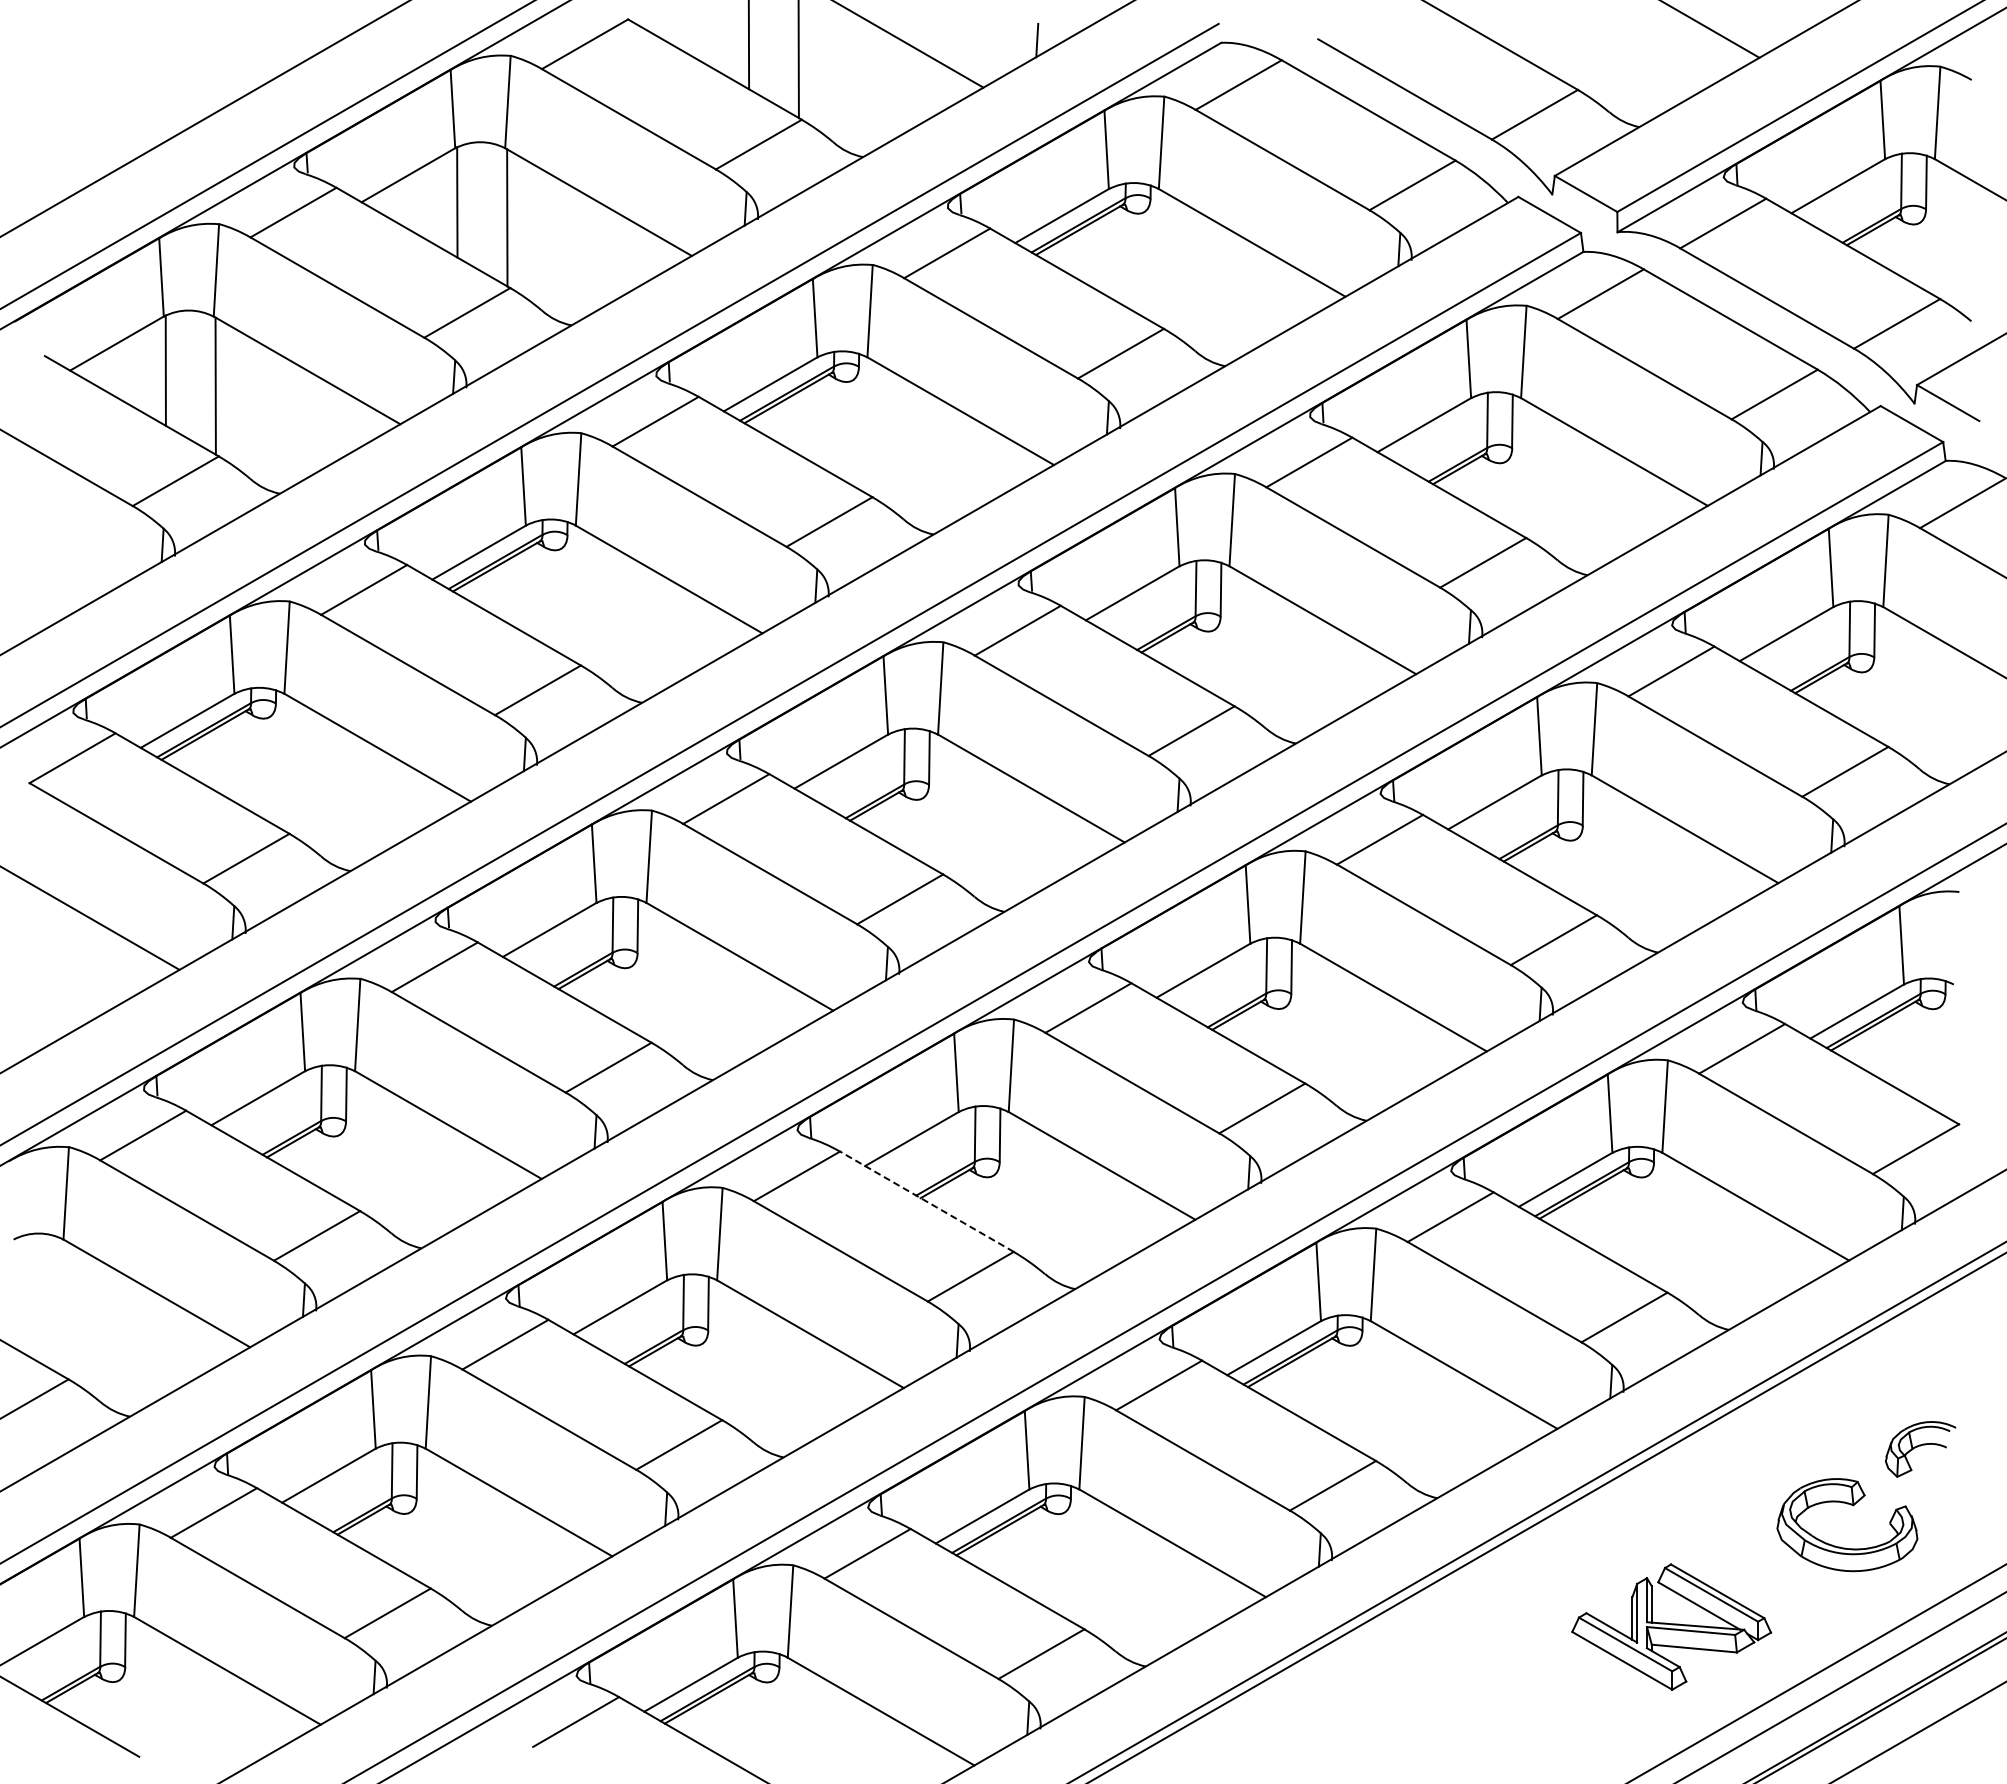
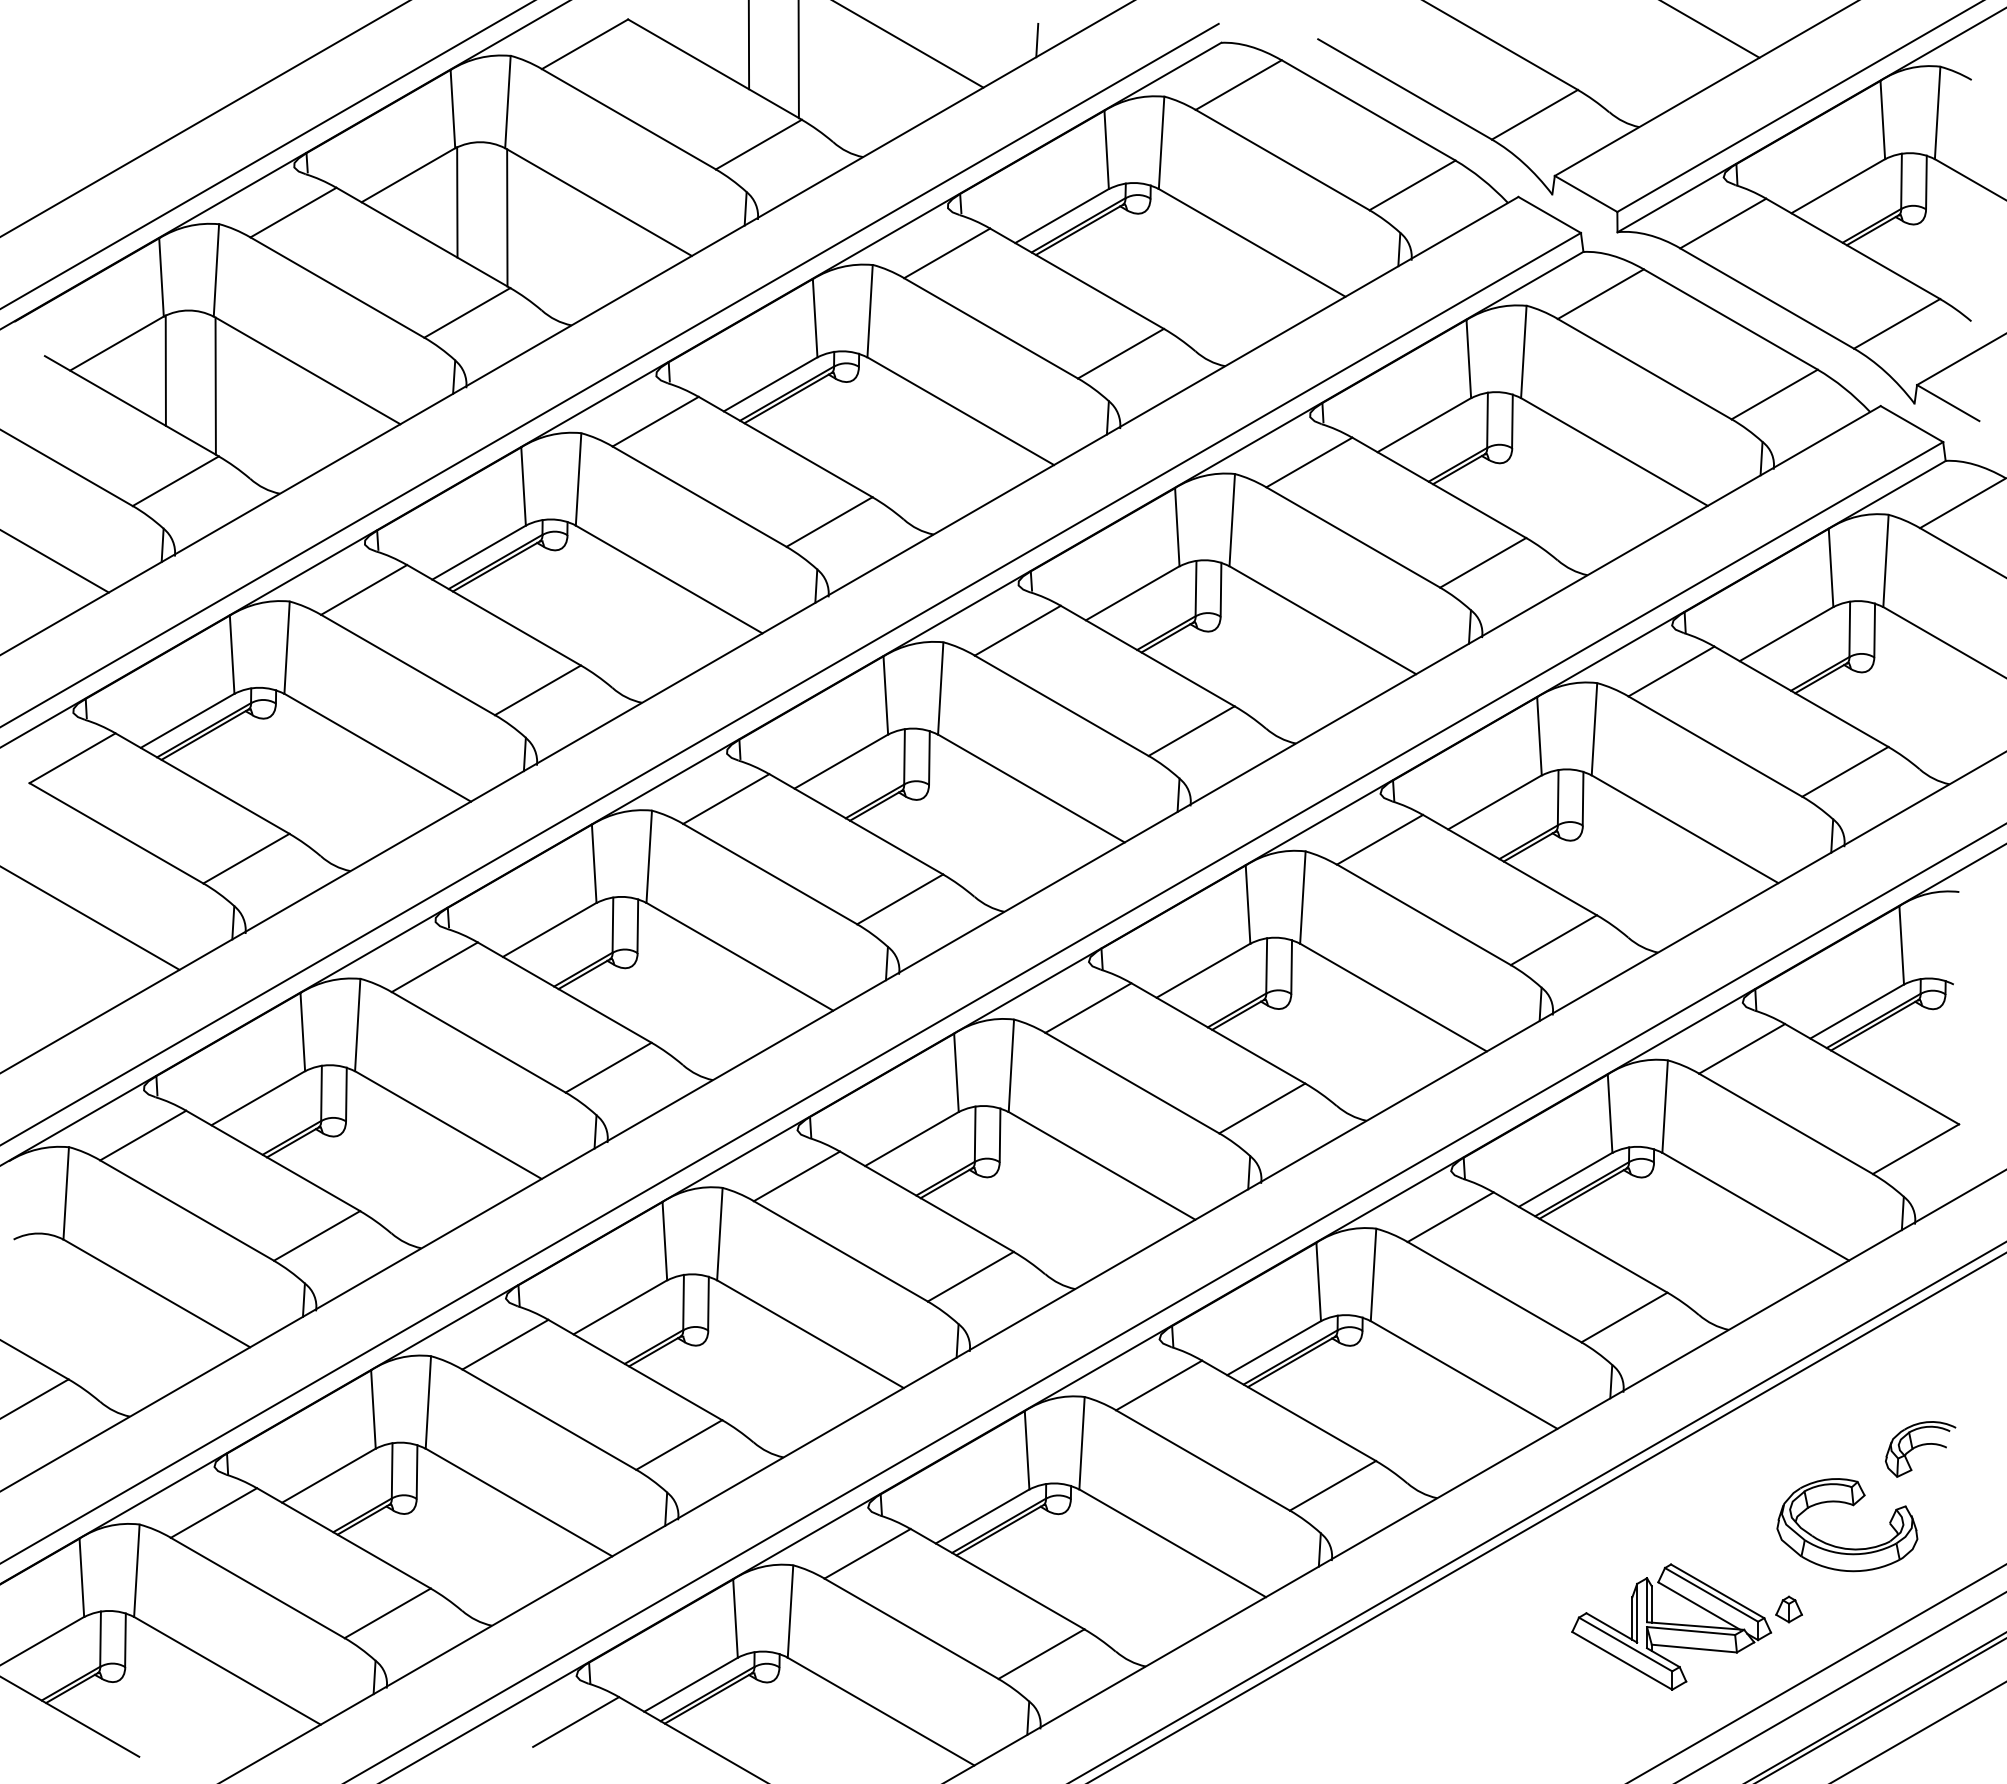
line: none -> present (55, 561)
line: dashed -> solid (926, 1201)
part: none -> present (1788, 1609)
